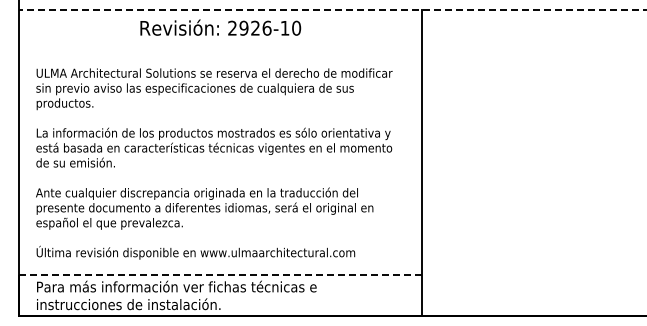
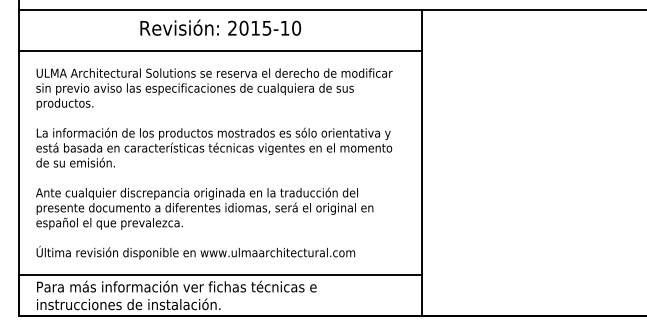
line: dashed -> solid (332, 9)
text: 2926-10 -> 2015-10 (255, 27)
line: none -> present (220, 50)
line: dashed -> solid (220, 275)
